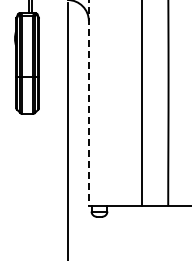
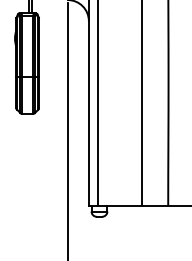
line: dashed -> solid (88, 103)
line: none -> present (98, 104)
